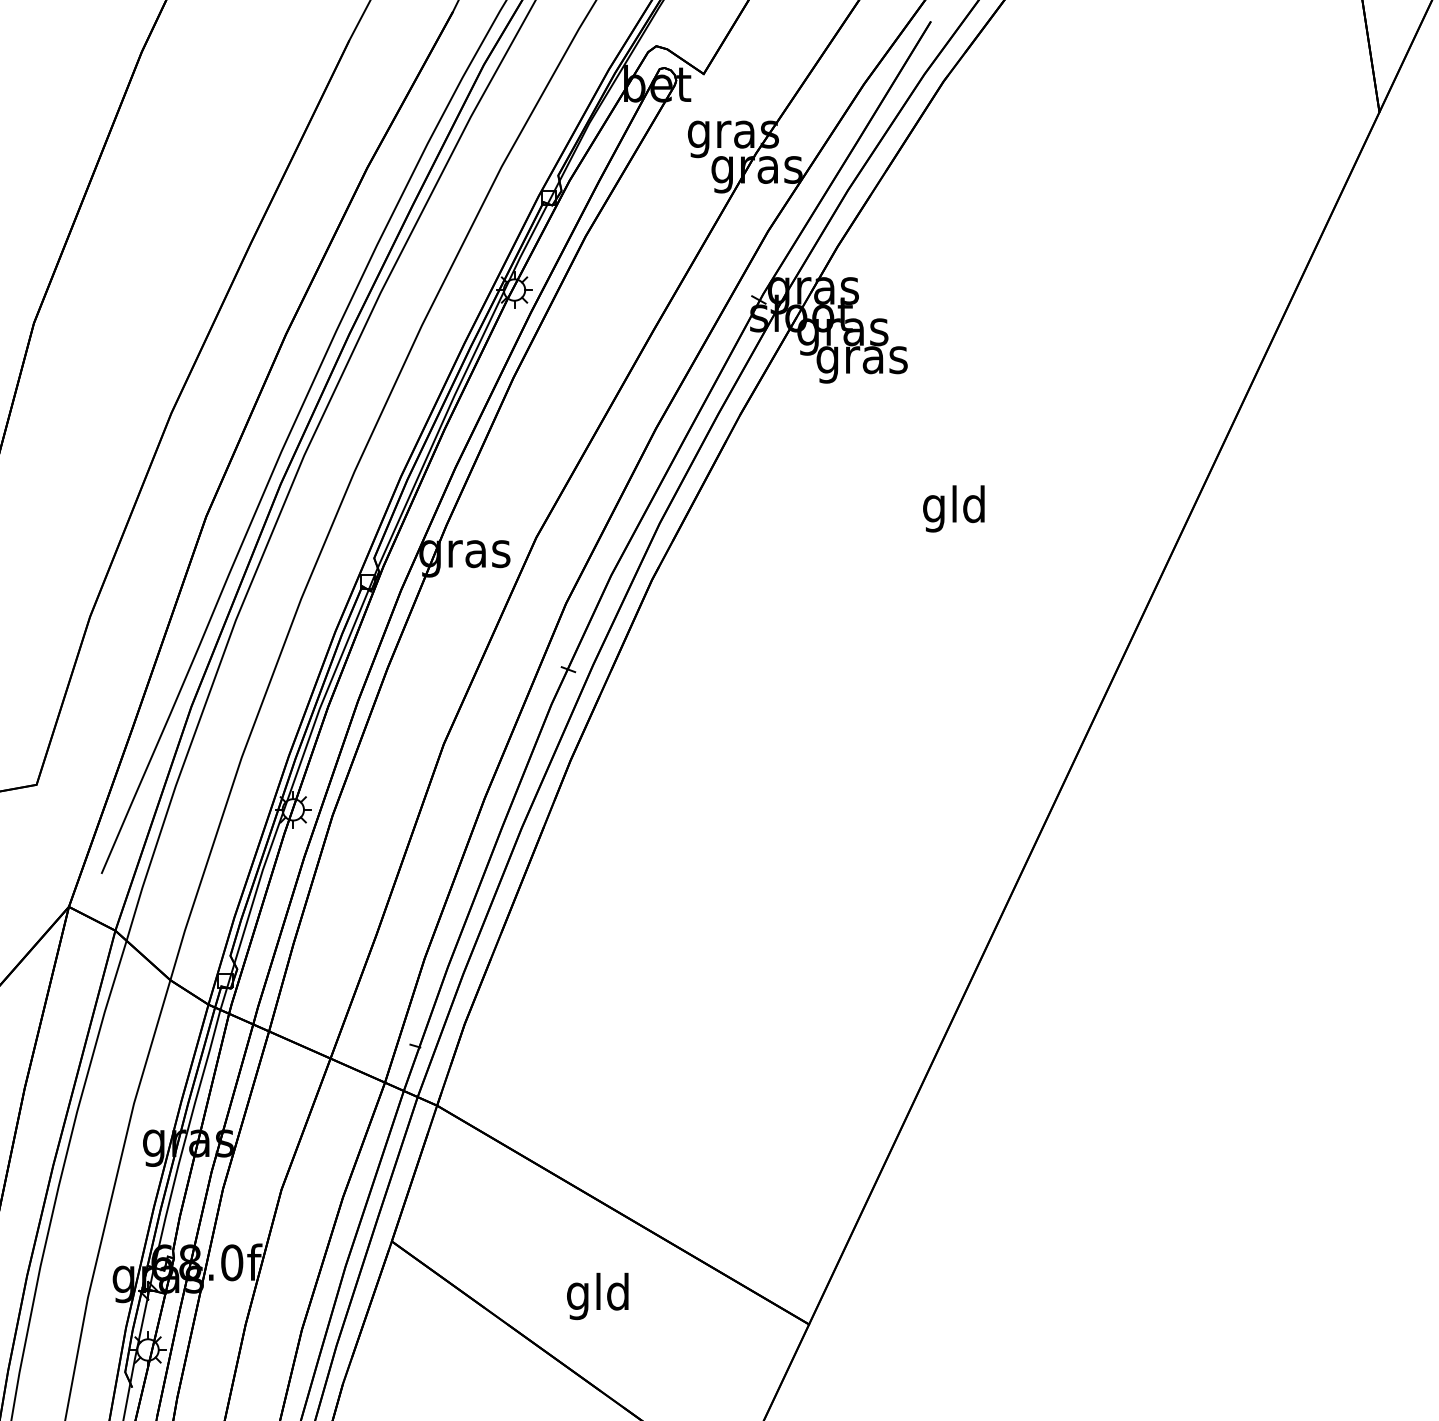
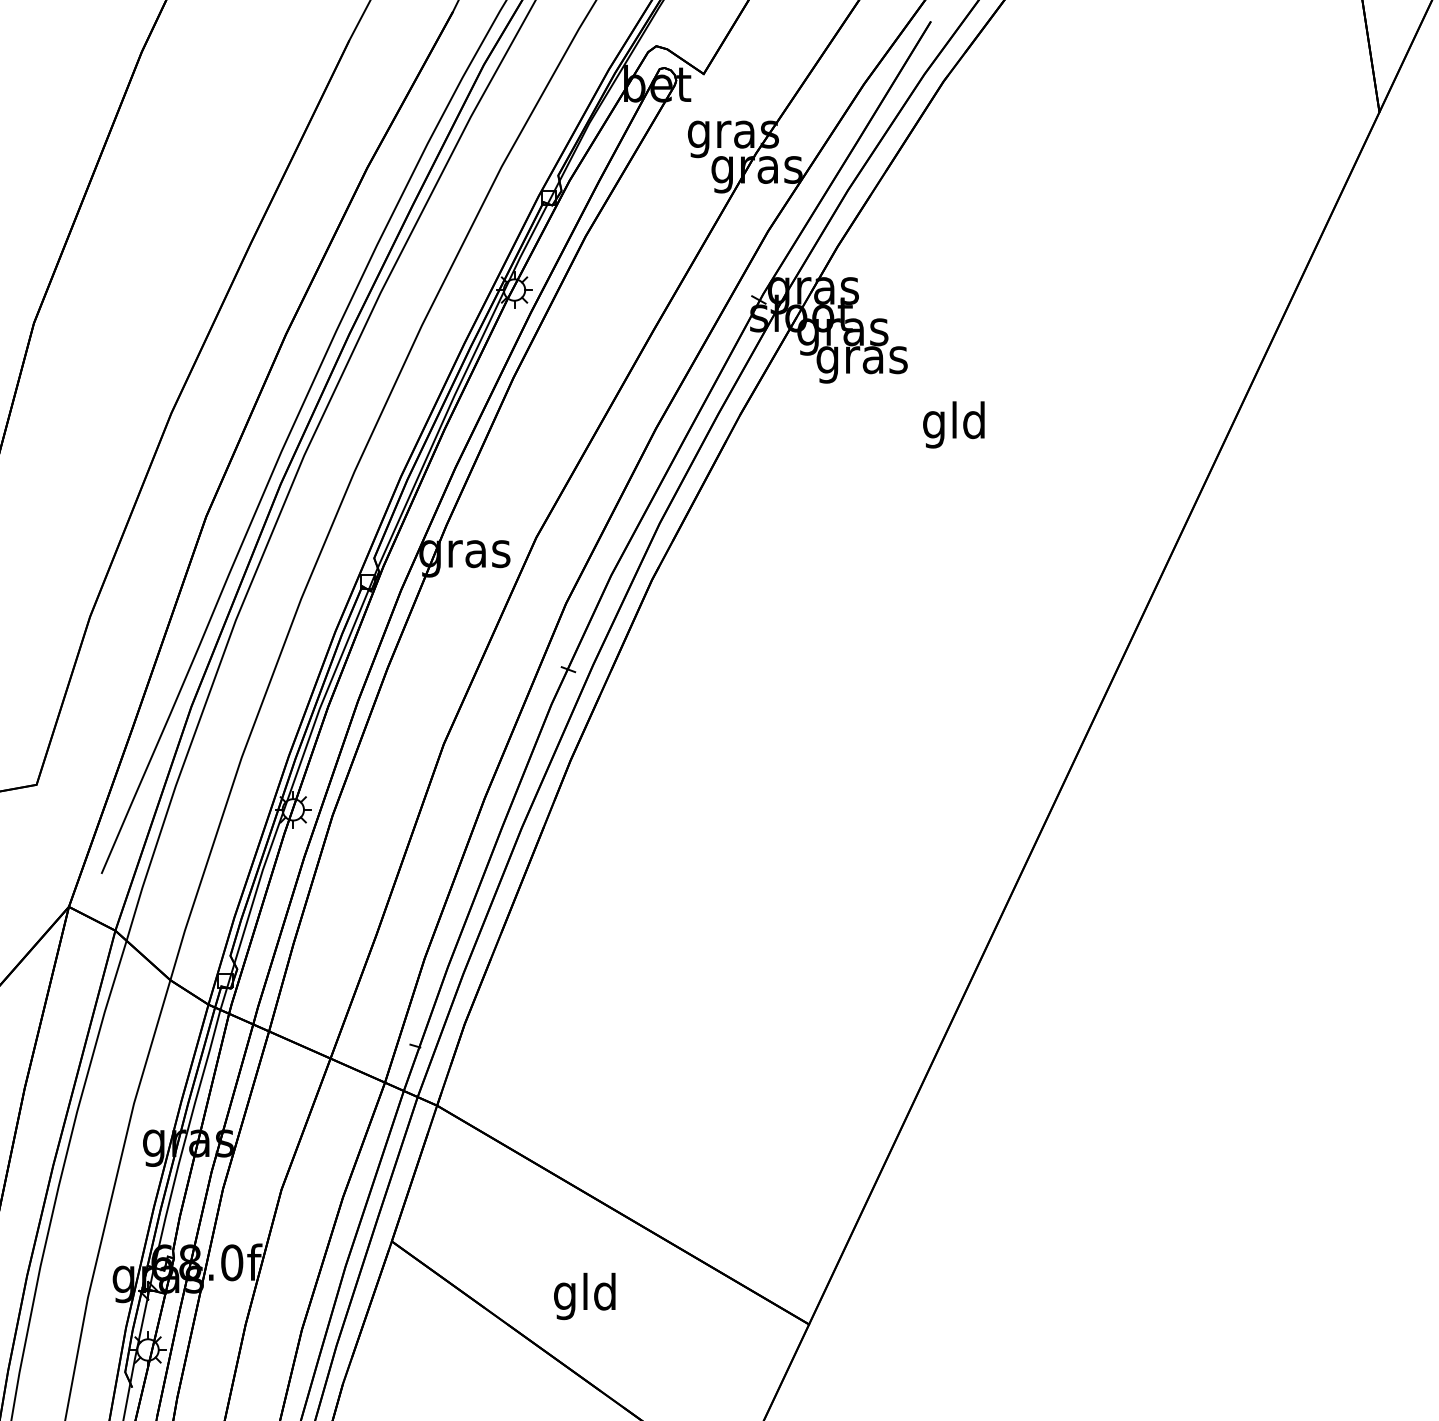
text position: (953, 508) -> (953, 424) (953, 424)
text position: (597, 1296) -> (584, 1296) (584, 1296)
